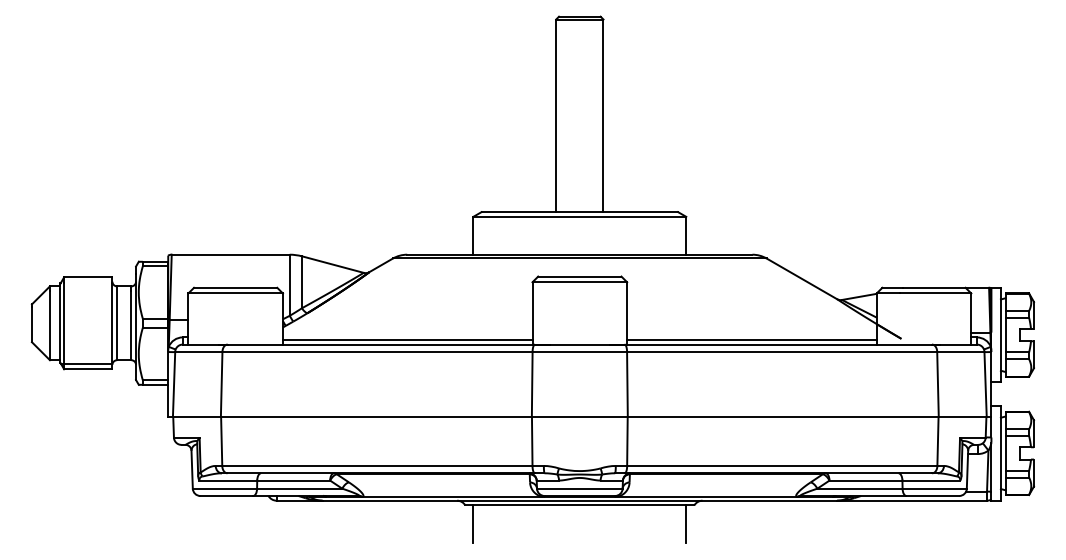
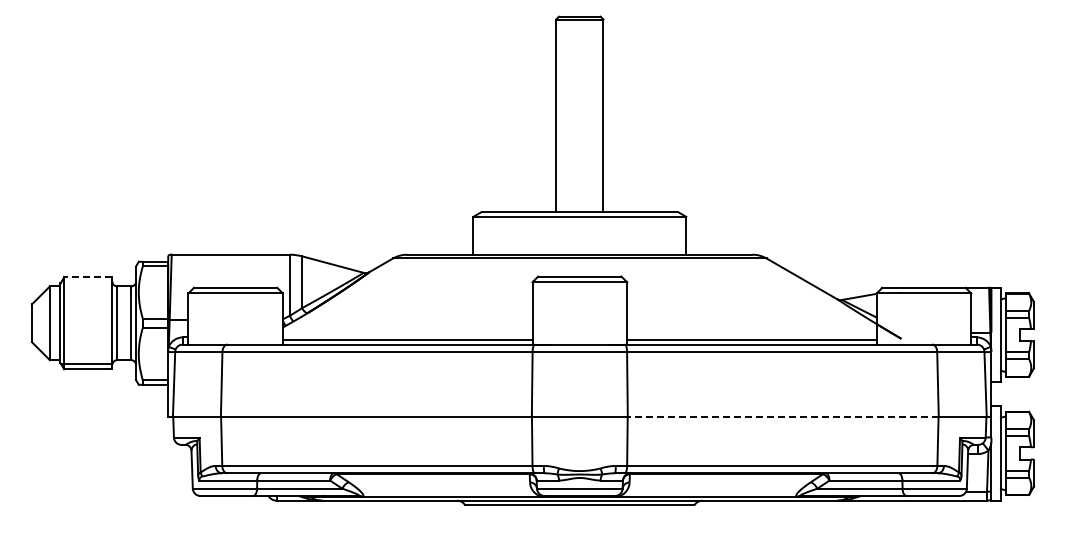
line: solid -> dashed (87, 277)
line: solid -> dashed (782, 416)
line: present -> none (473, 524)
line: present -> none (686, 524)
